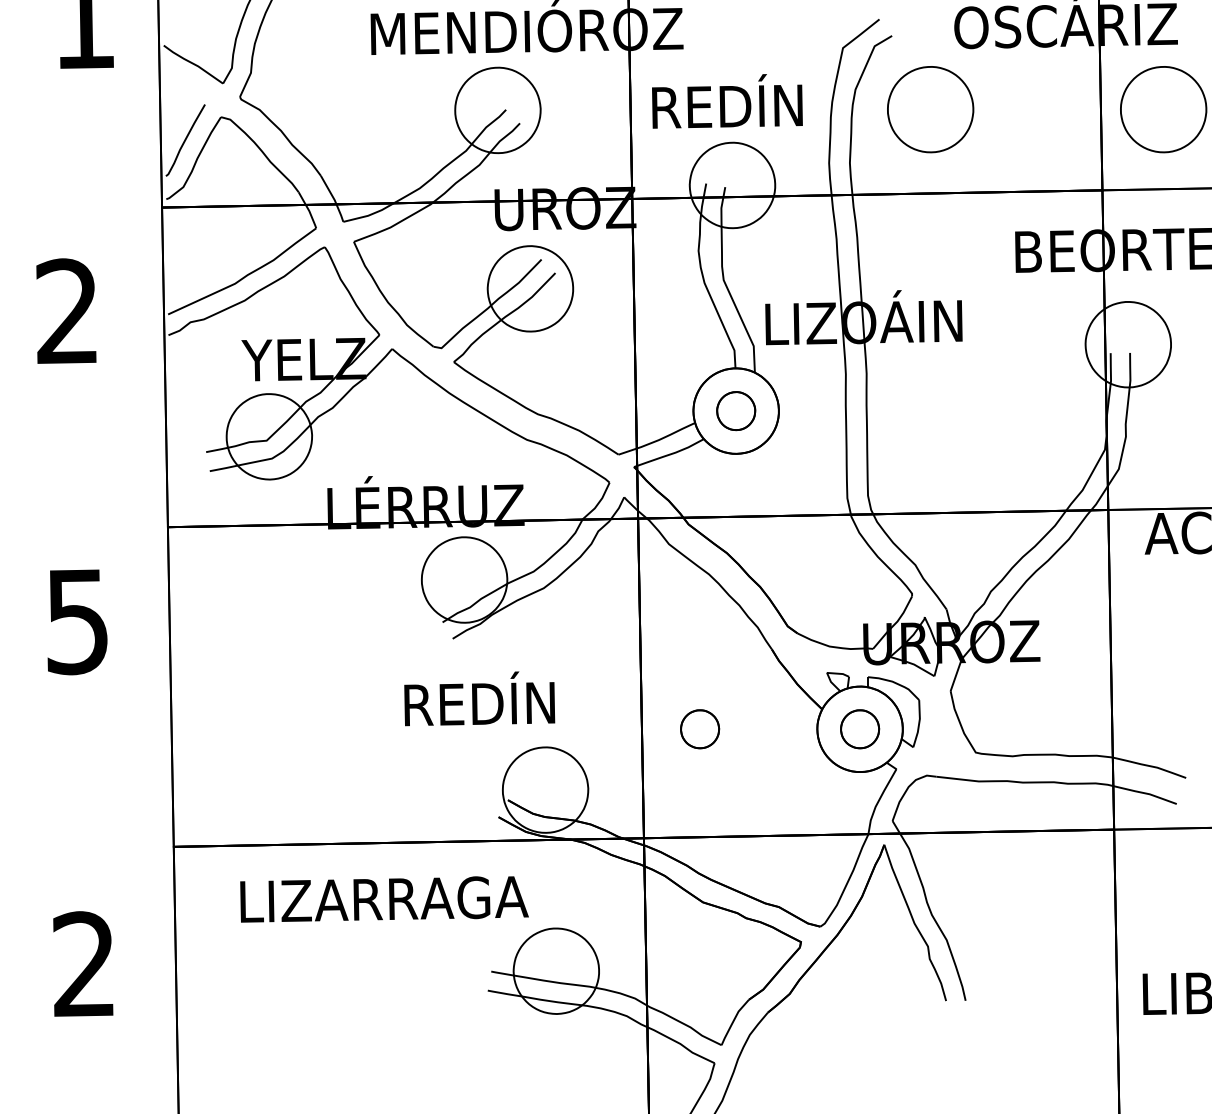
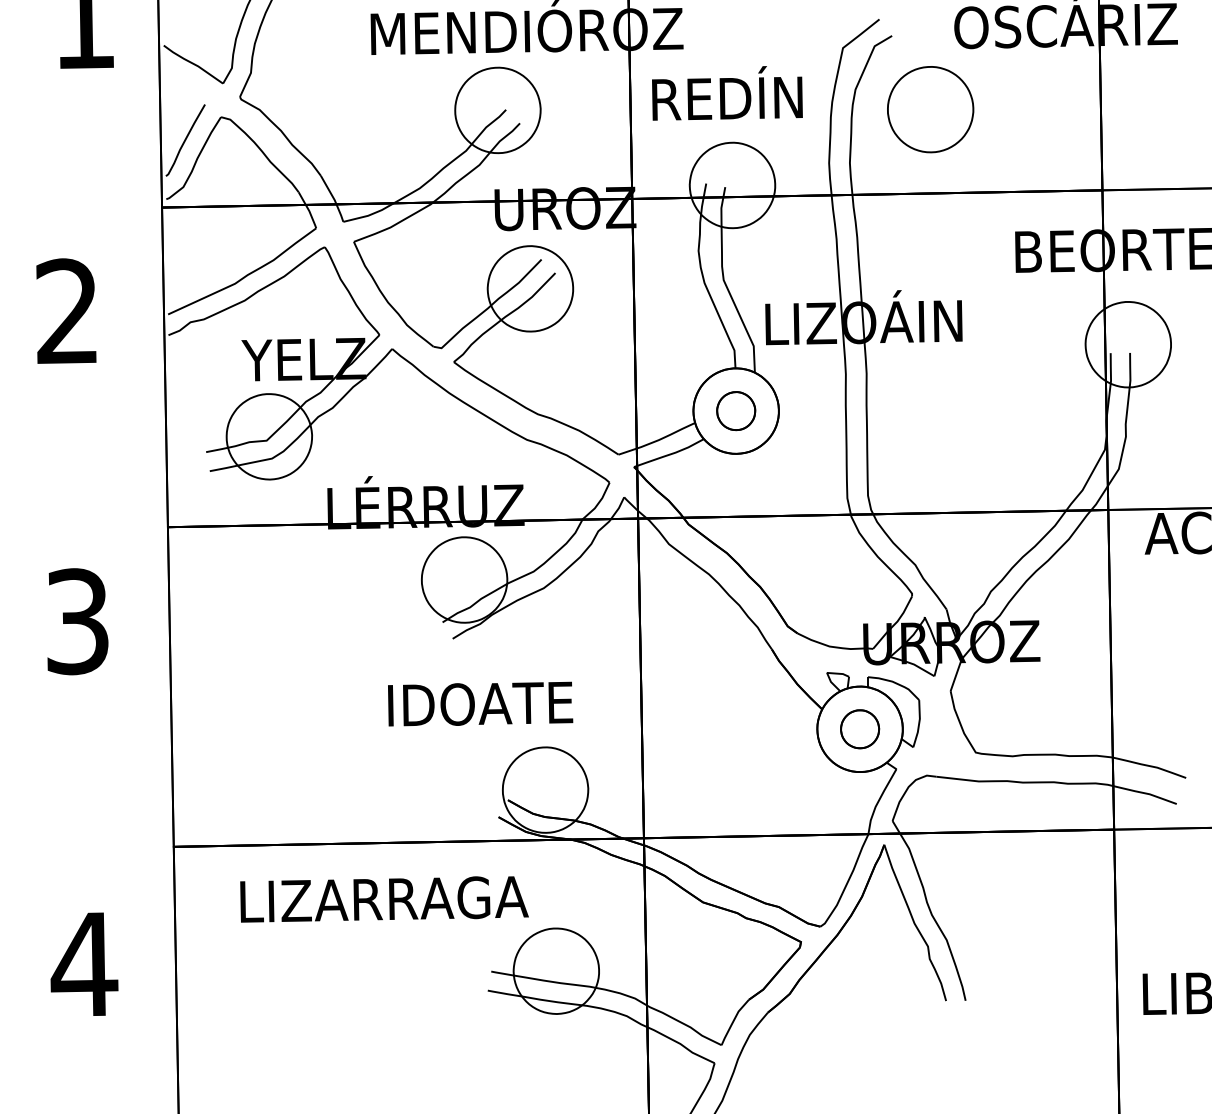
text position: (727, 101) -> (727, 93) (727, 93)
part: present -> none (1163, 109)
text: 5 -> 3 (77, 621)
text: REDÍN -> IDOATE (480, 698)
part: present -> none (700, 729)
text: 2 -> 4 (84, 963)
